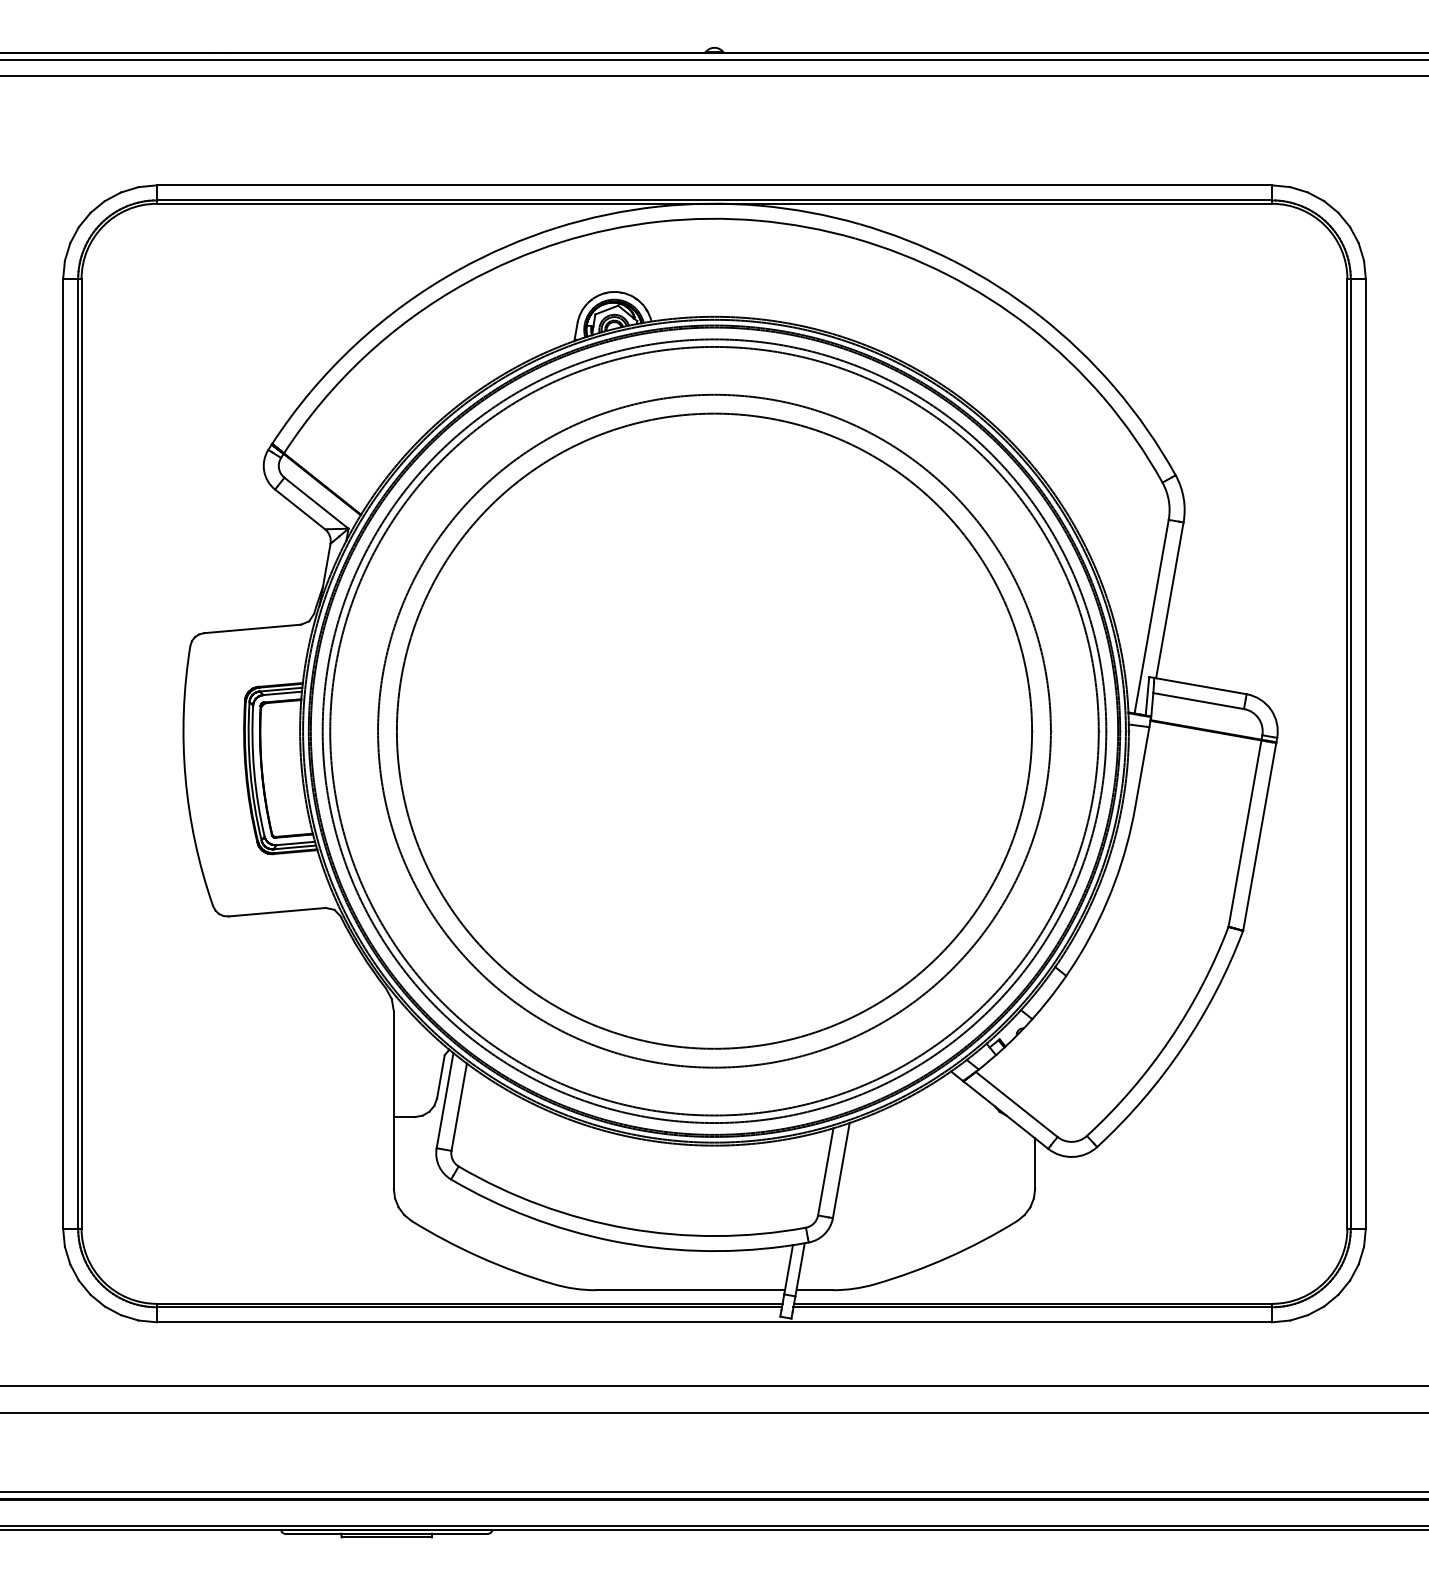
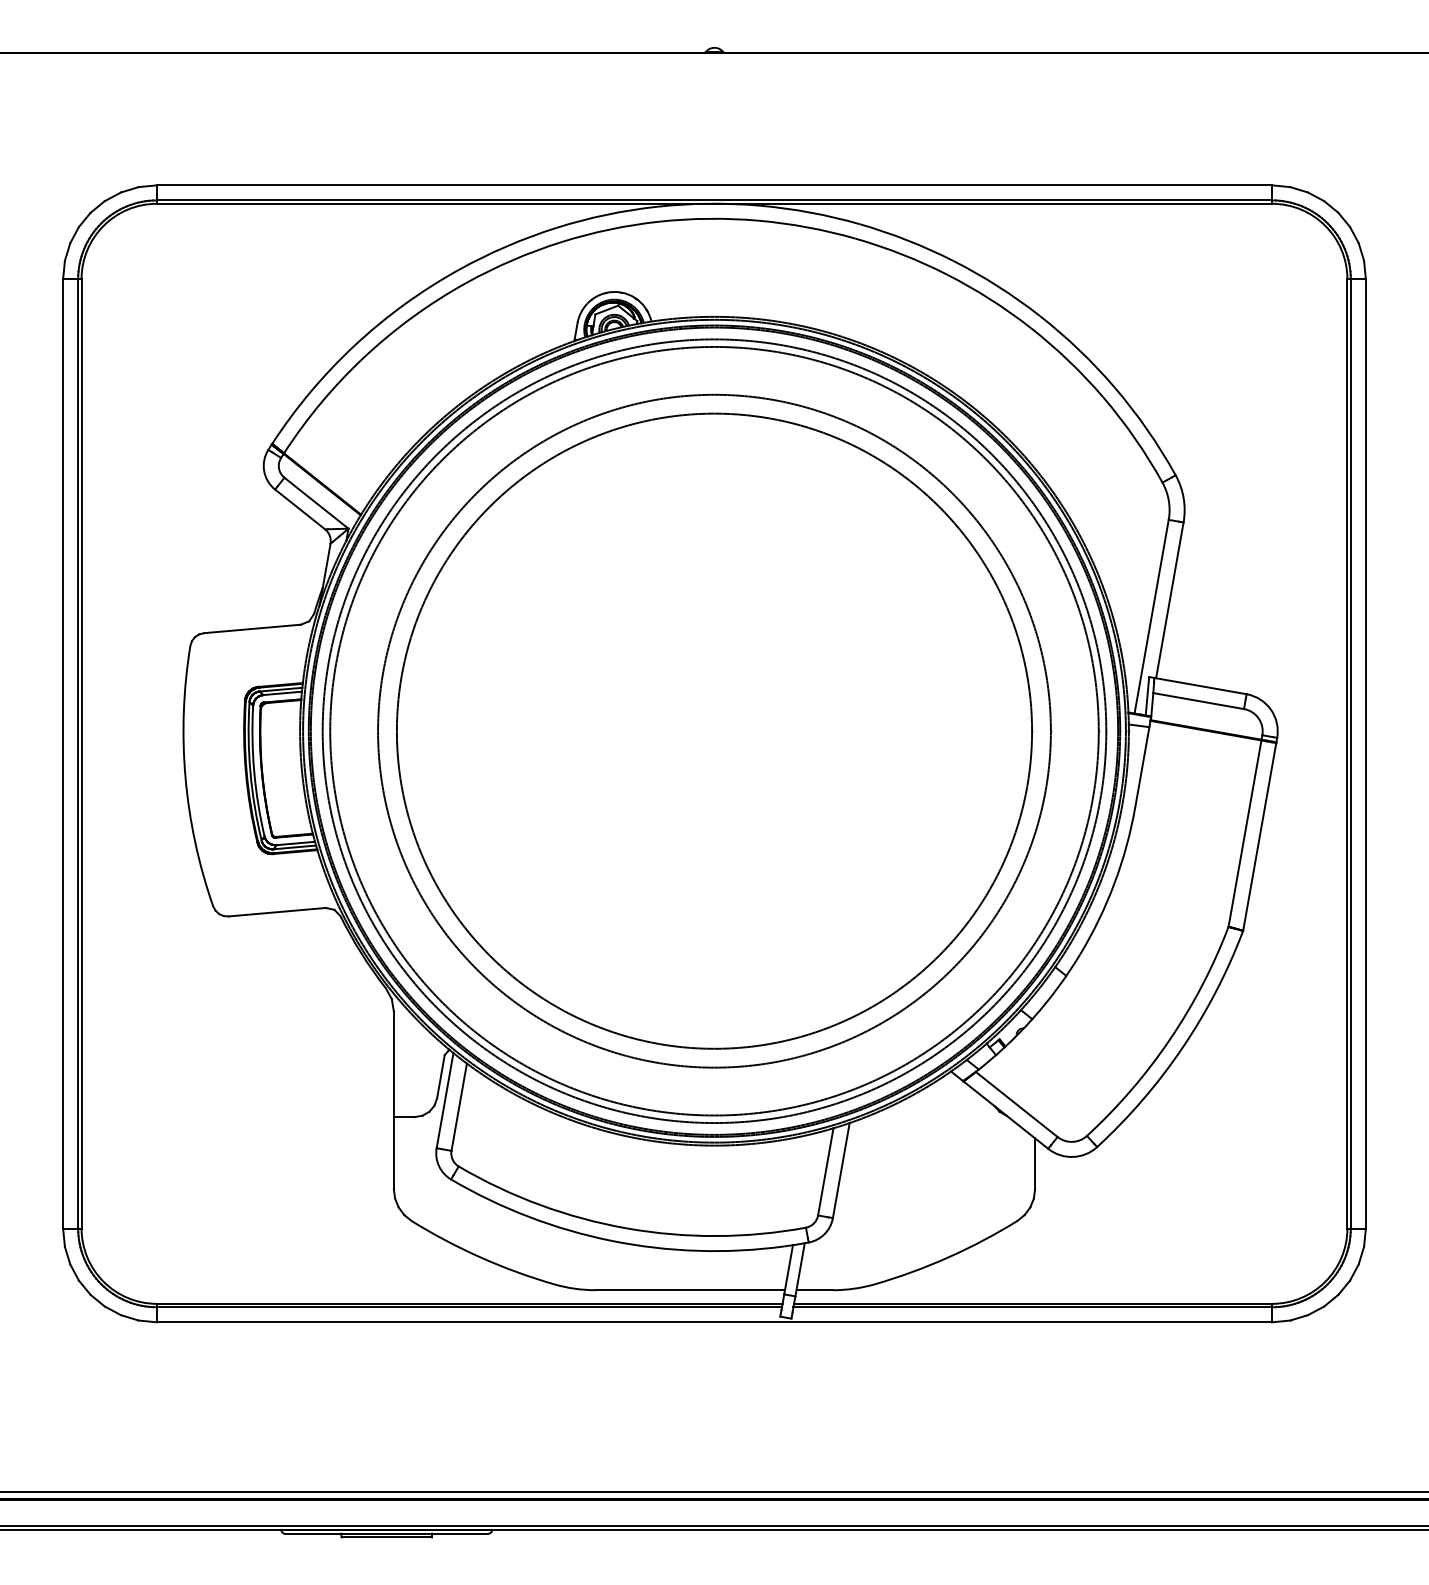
line: present -> none (713, 60)
line: present -> none (713, 76)
line: present -> none (713, 1386)
line: present -> none (713, 1412)
